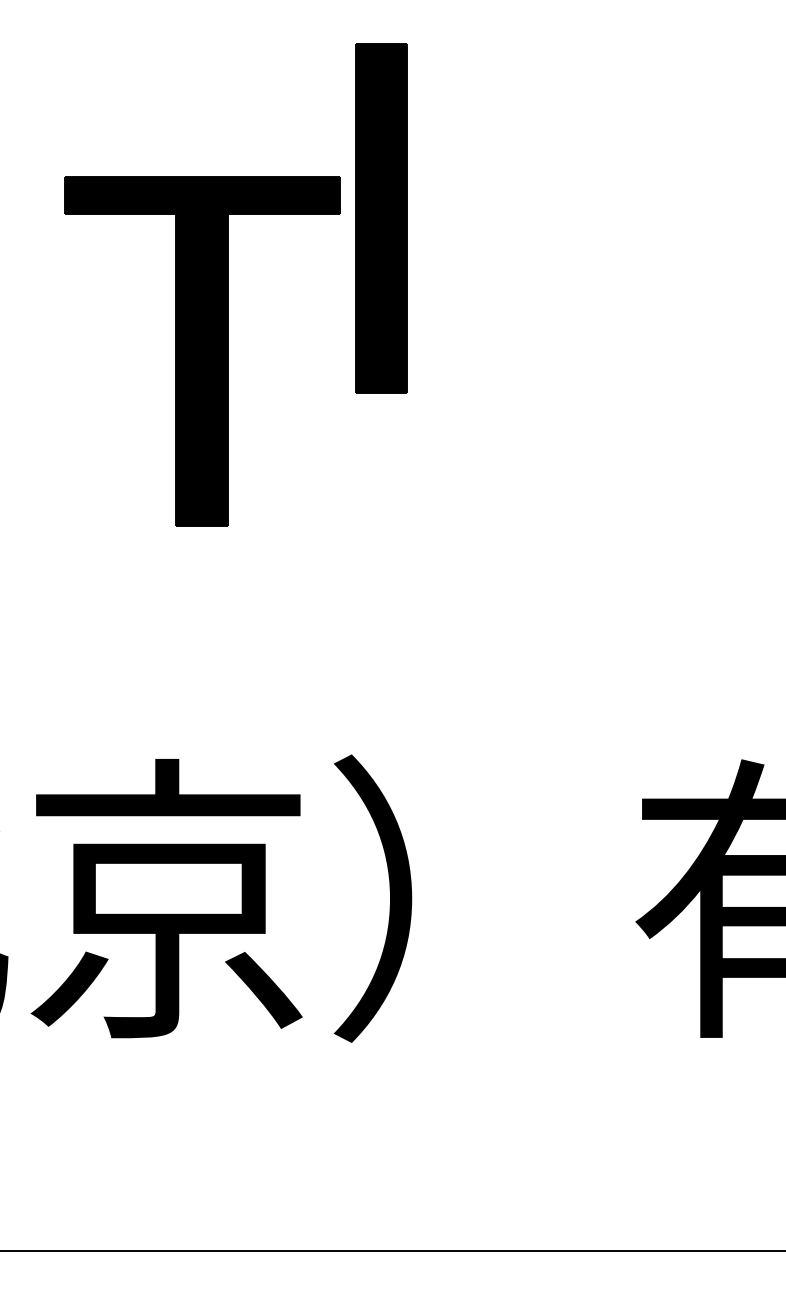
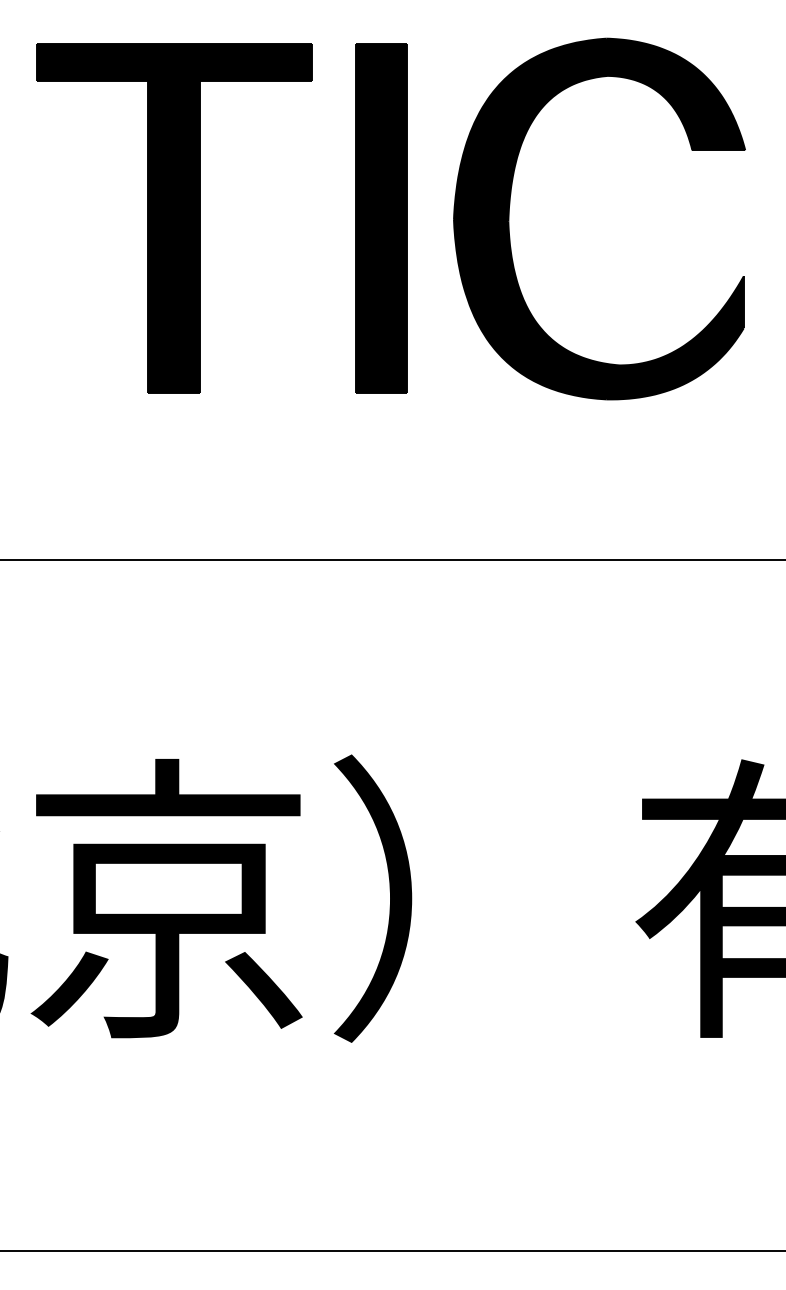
part: none -> present (510, 205)
part position: (202, 351) -> (174, 218) (174, 218)
line: none -> present (392, 559)
